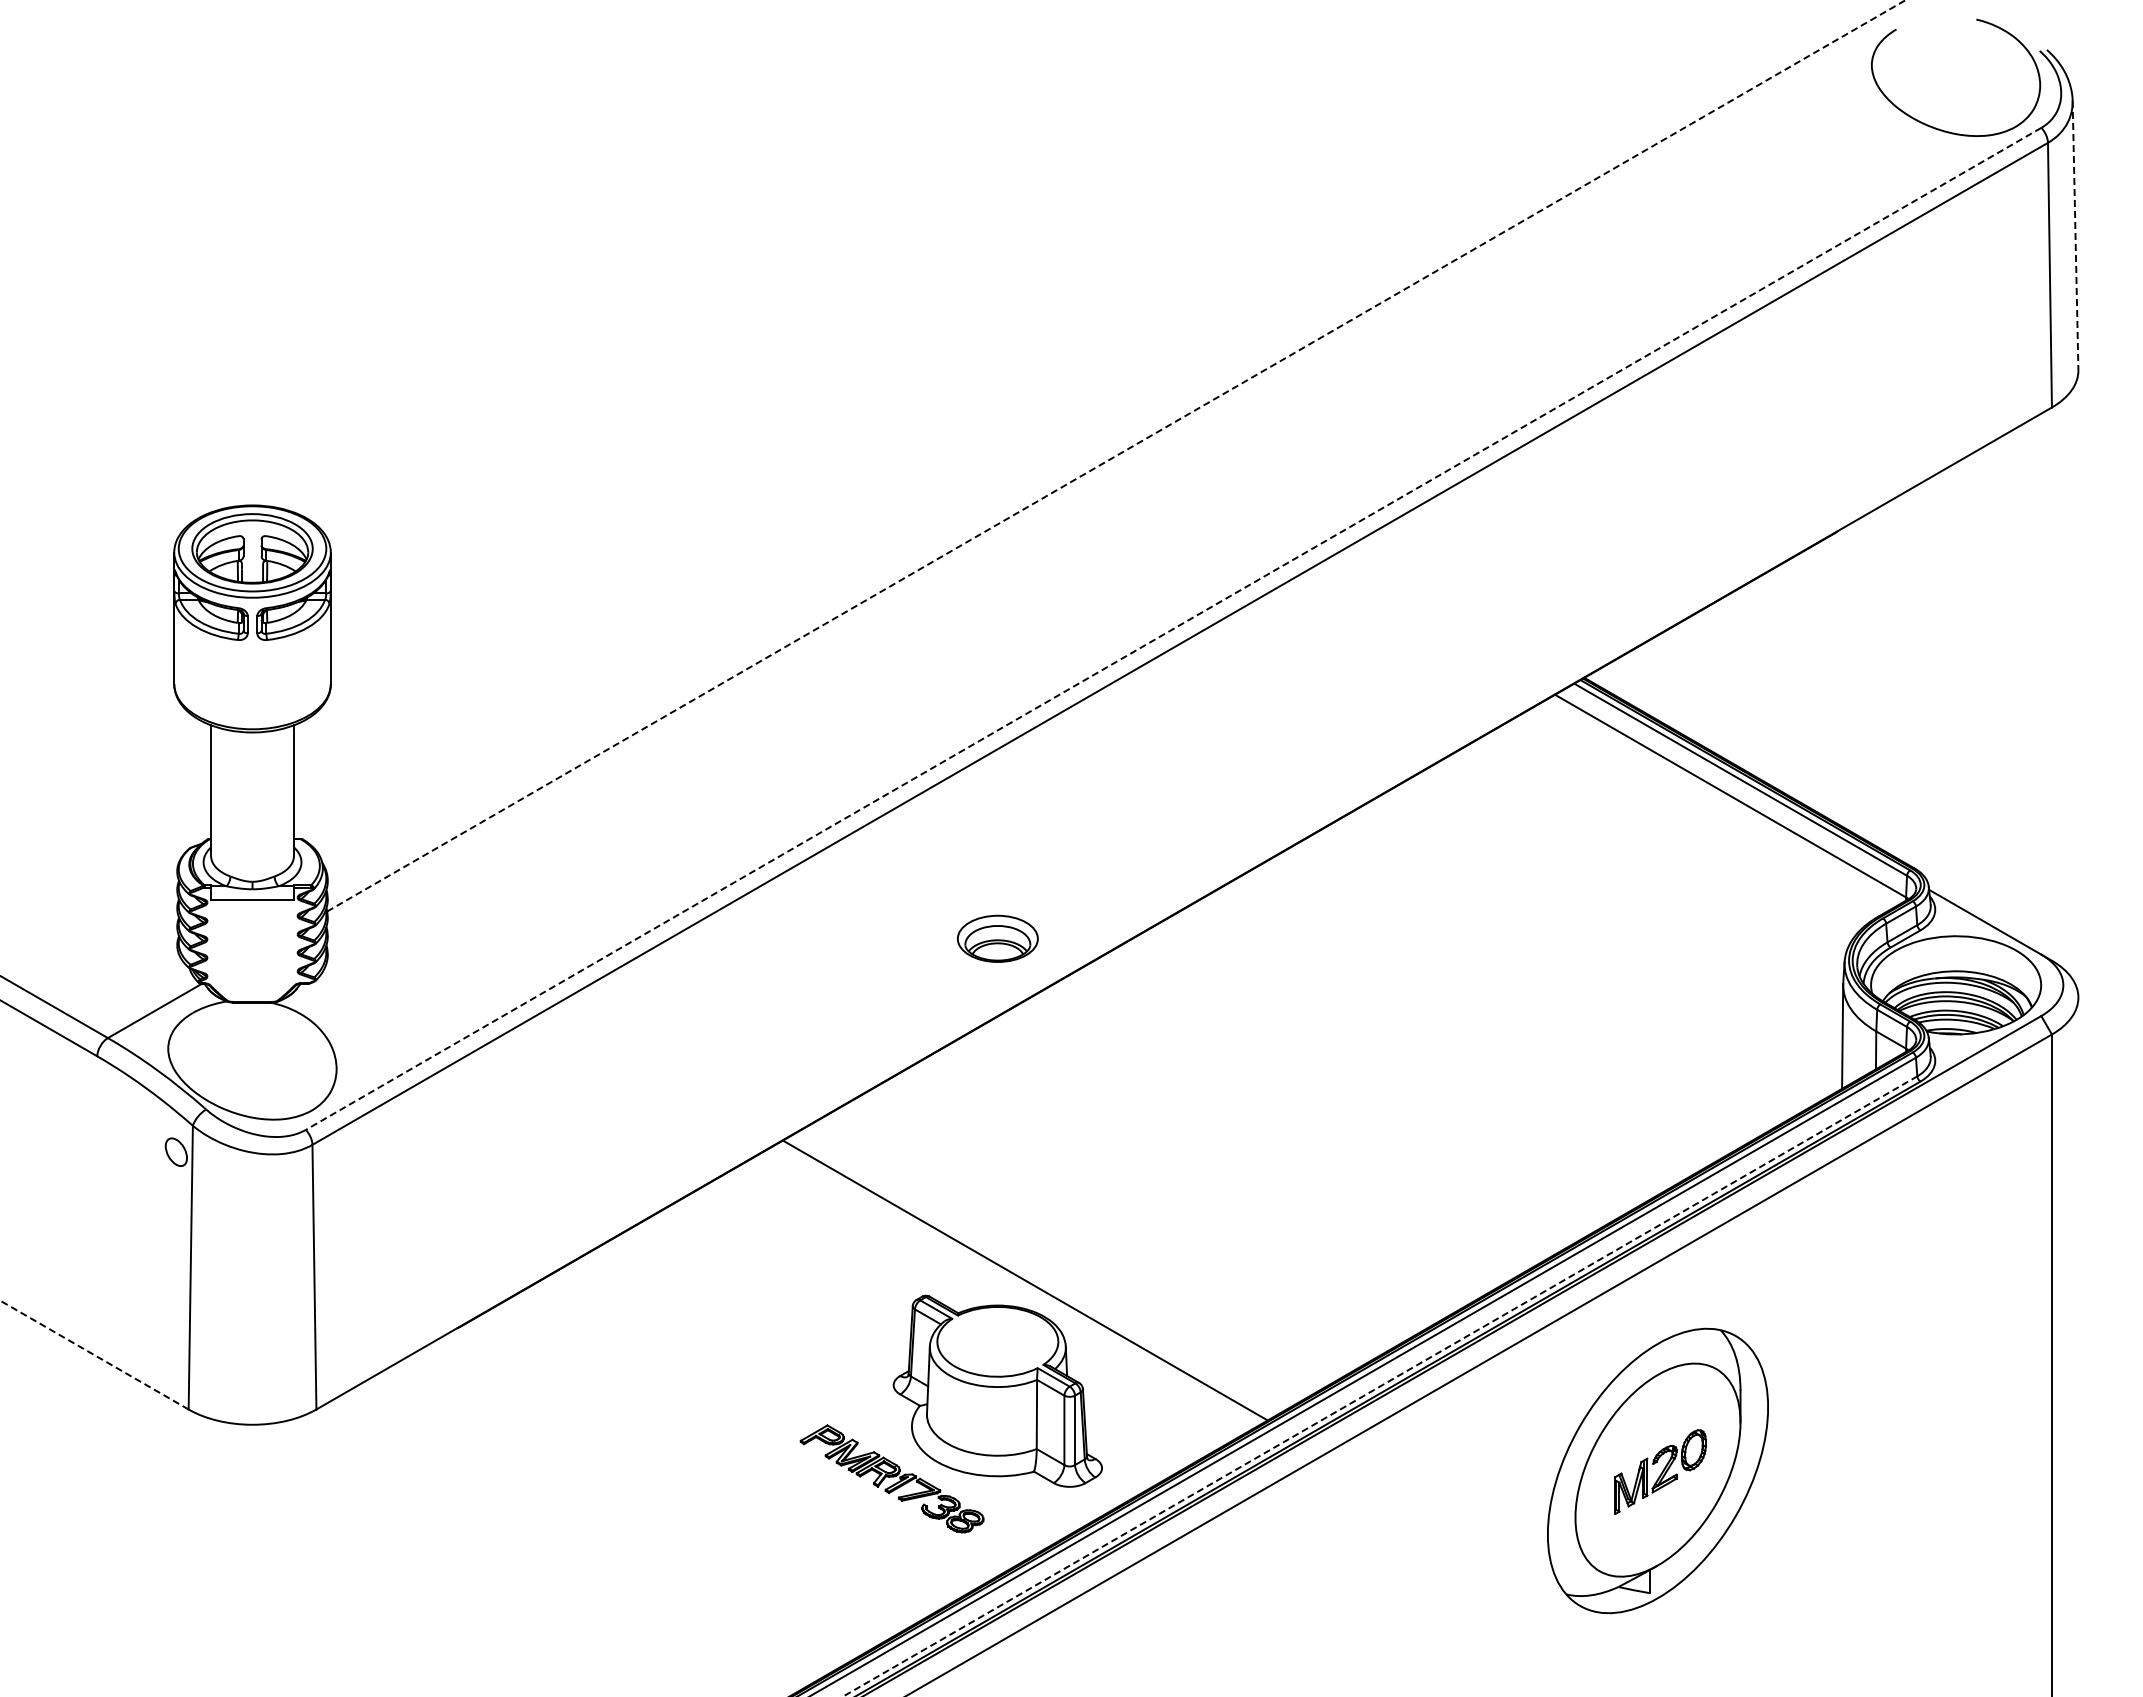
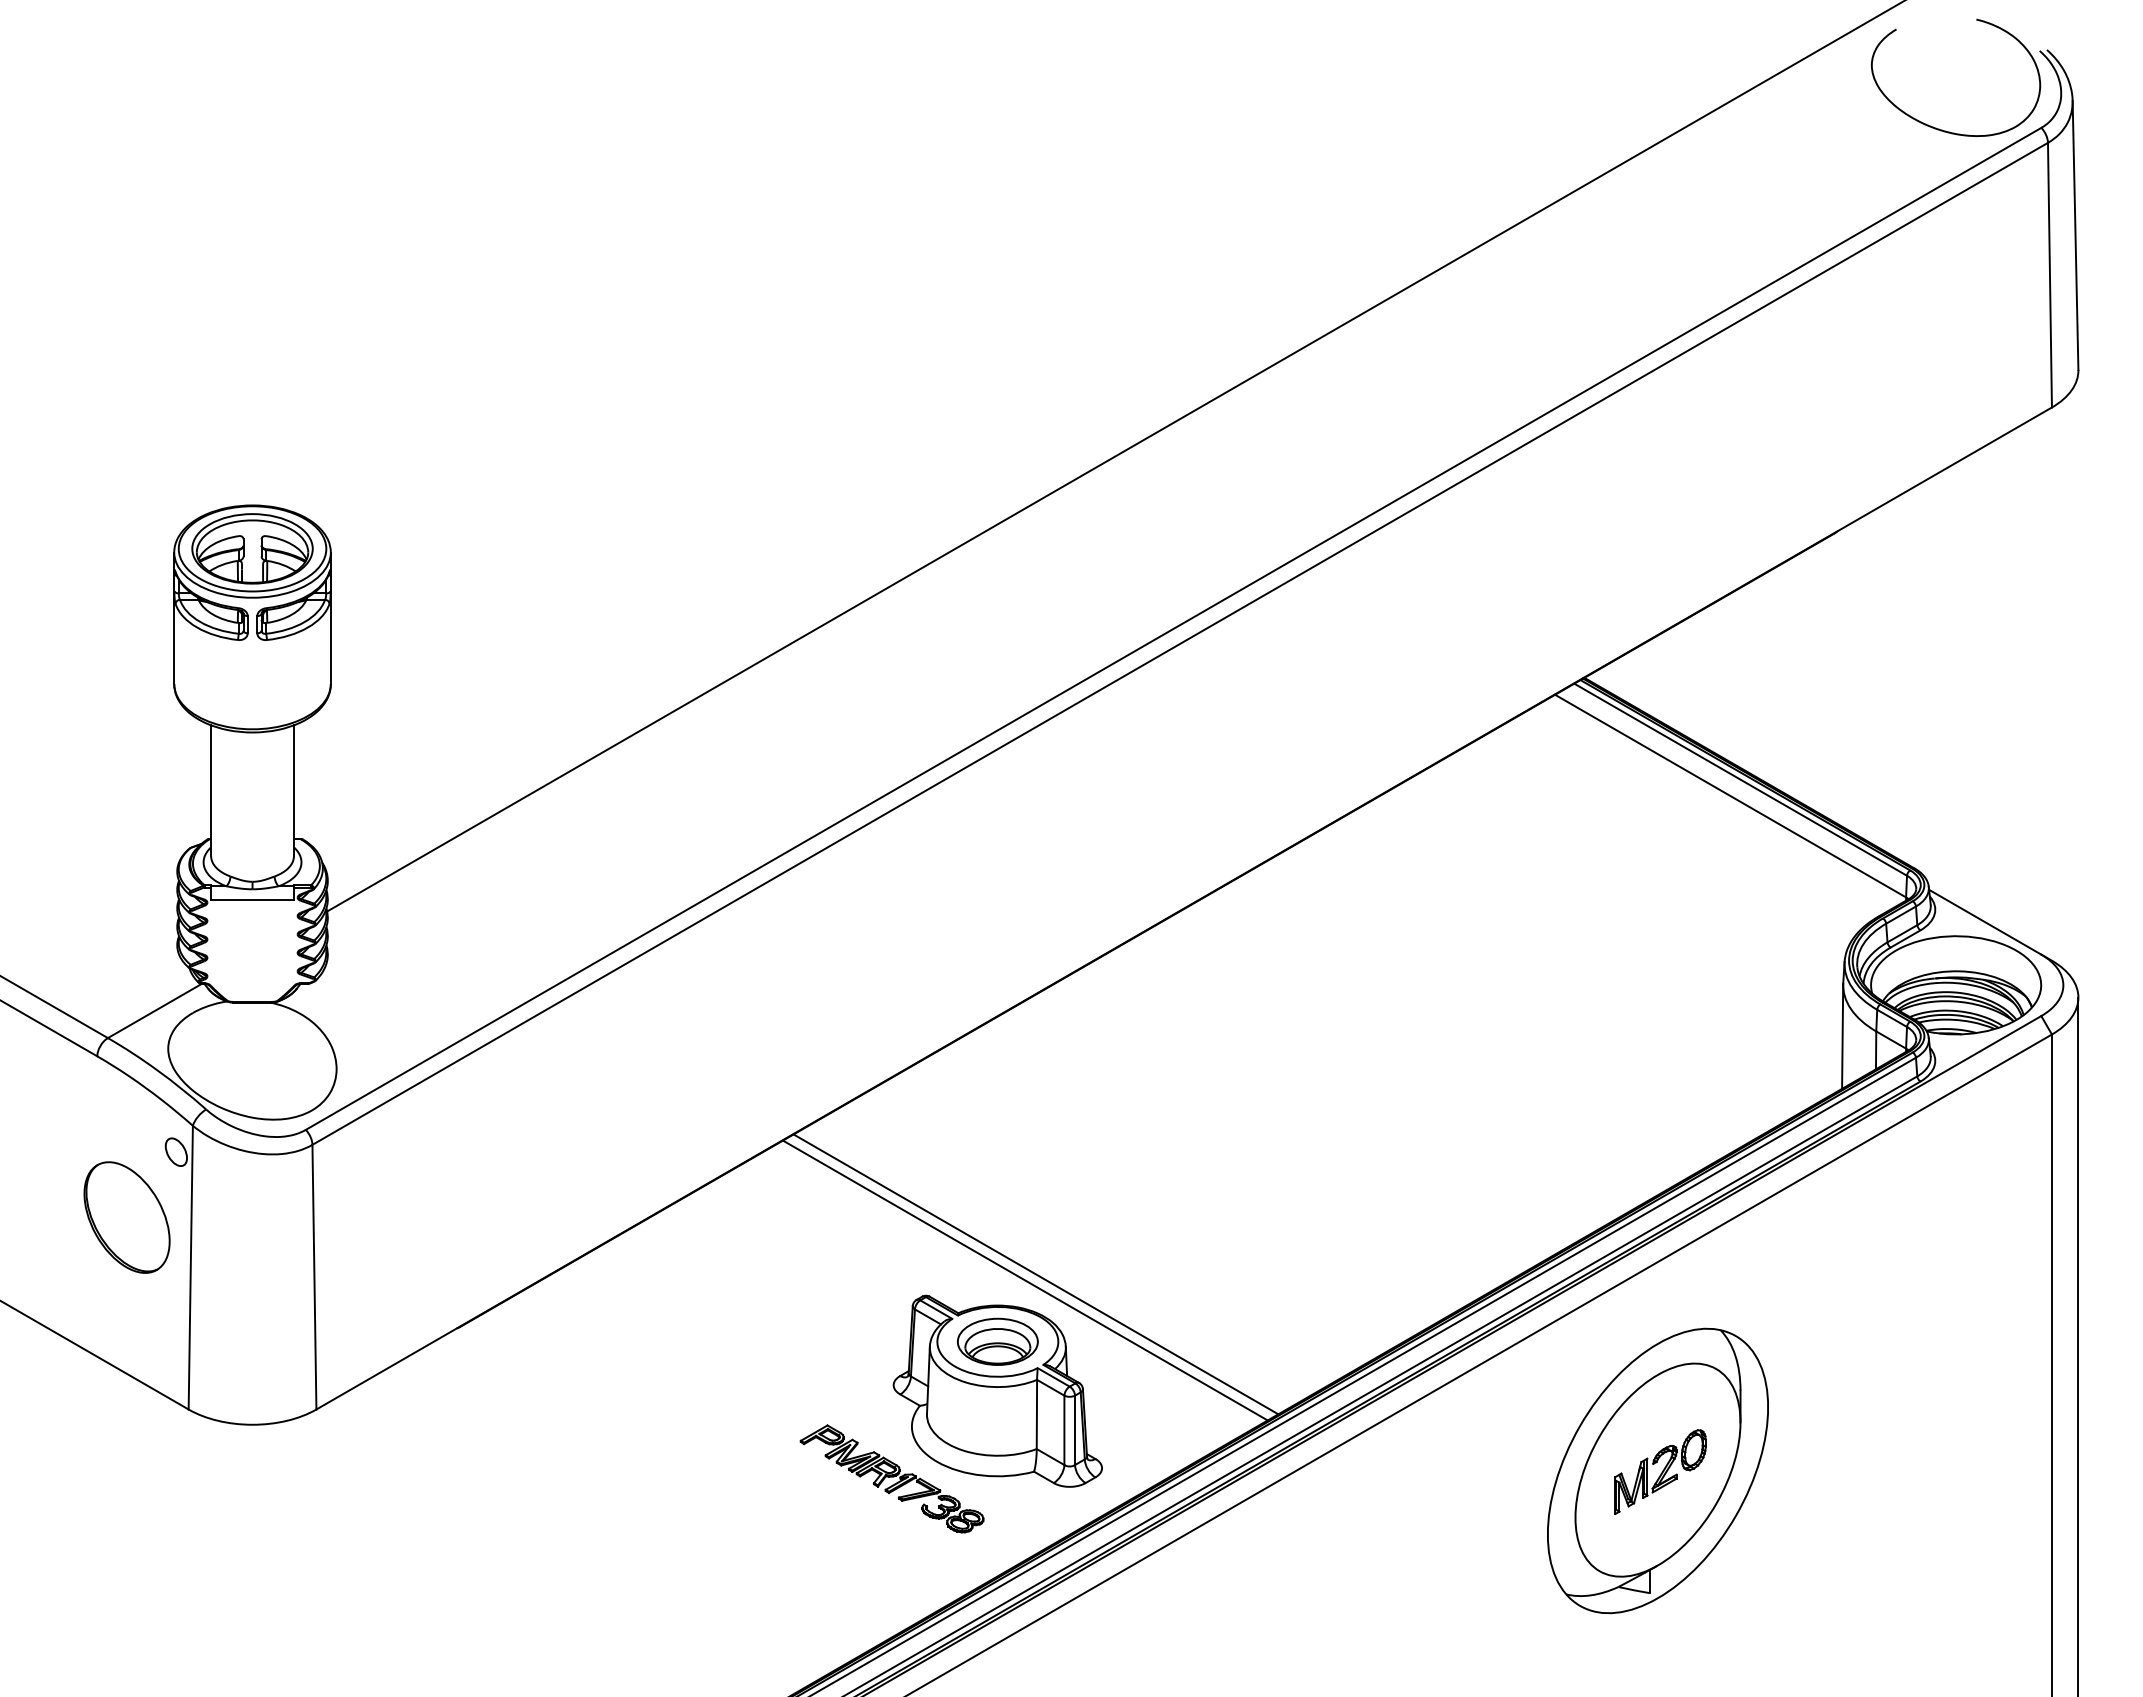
line: dashed -> solid (2075, 235)
line: dashed -> solid (1116, 455)
line: dashed -> solid (1173, 629)
part position: (997, 938) -> (997, 1341) (997, 1341)
part: none -> present (126, 1217)
line: none -> present (1035, 1274)
line: none -> present (2078, 1345)
line: dashed -> solid (94, 1355)
line: dashed -> solid (1380, 1386)
